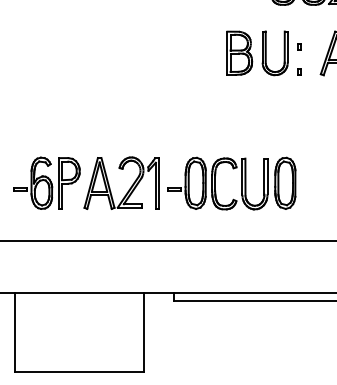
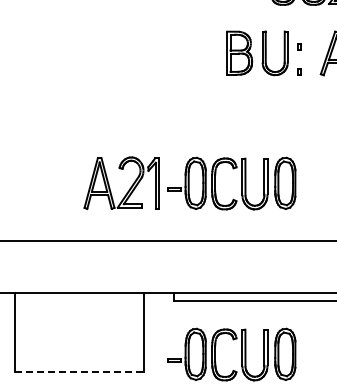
part: present -> none (46, 182)
part: none -> present (241, 354)
line: solid -> dashed (80, 371)
